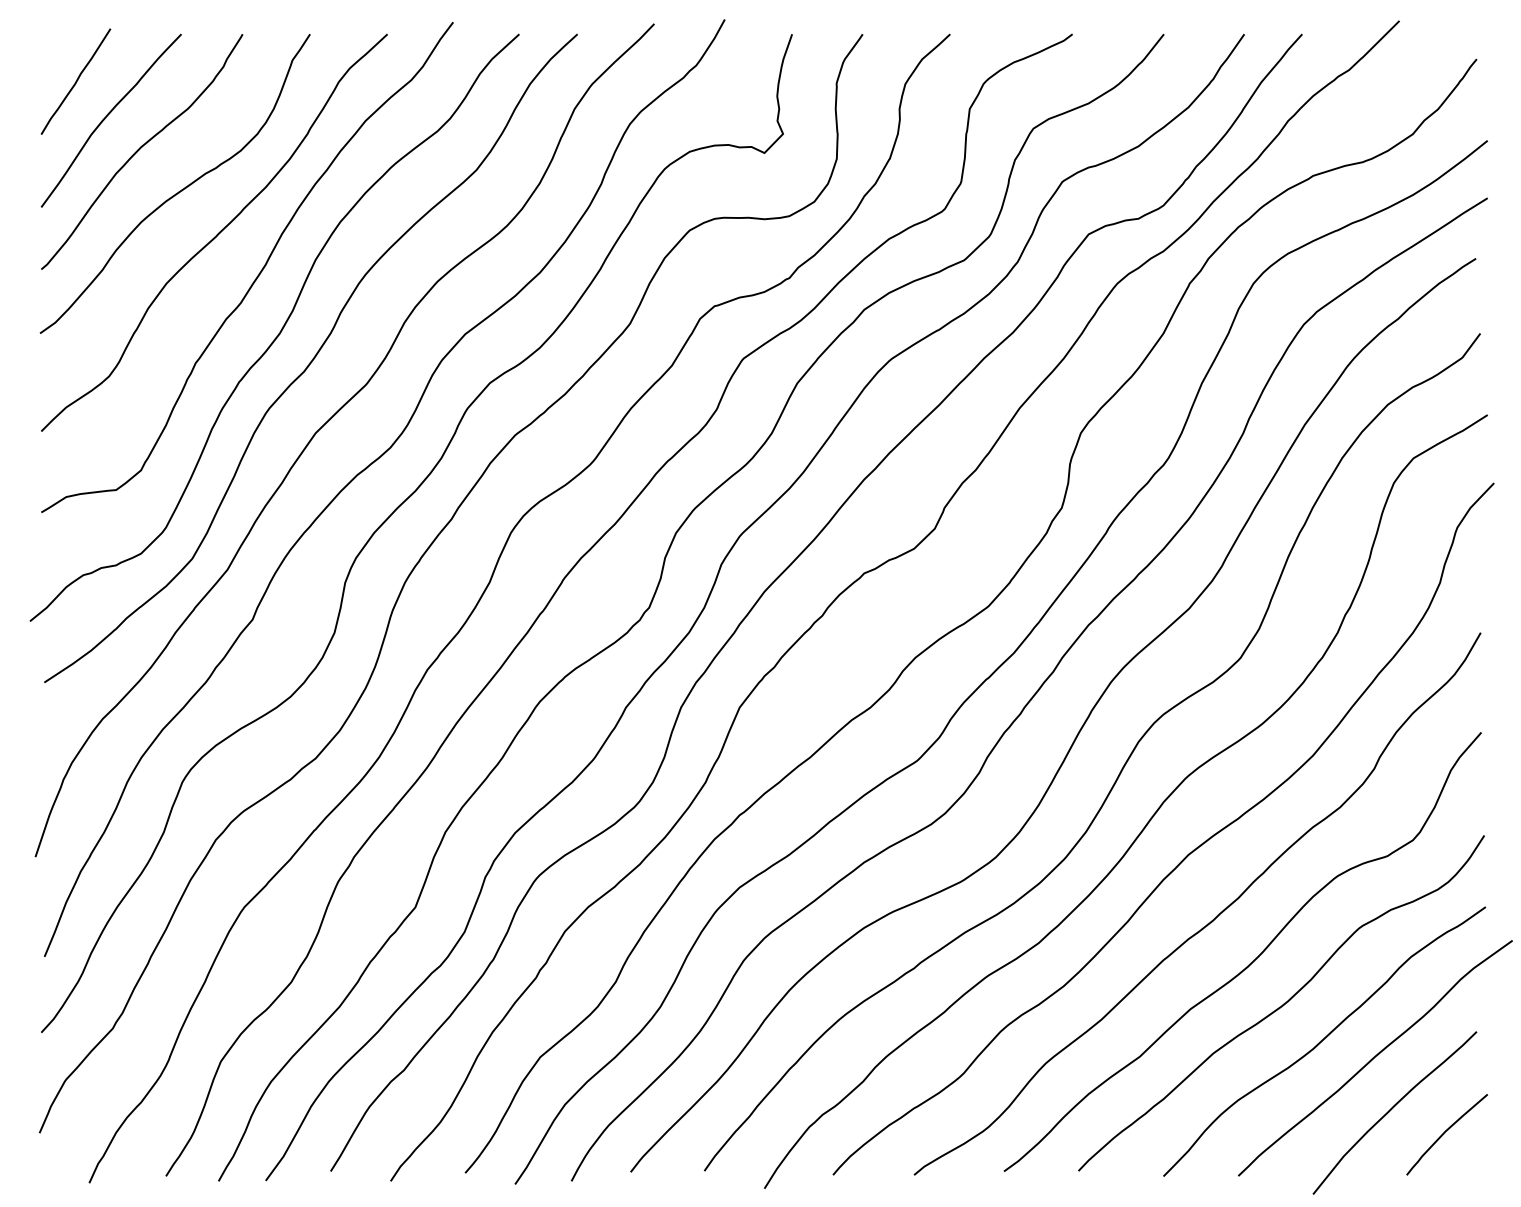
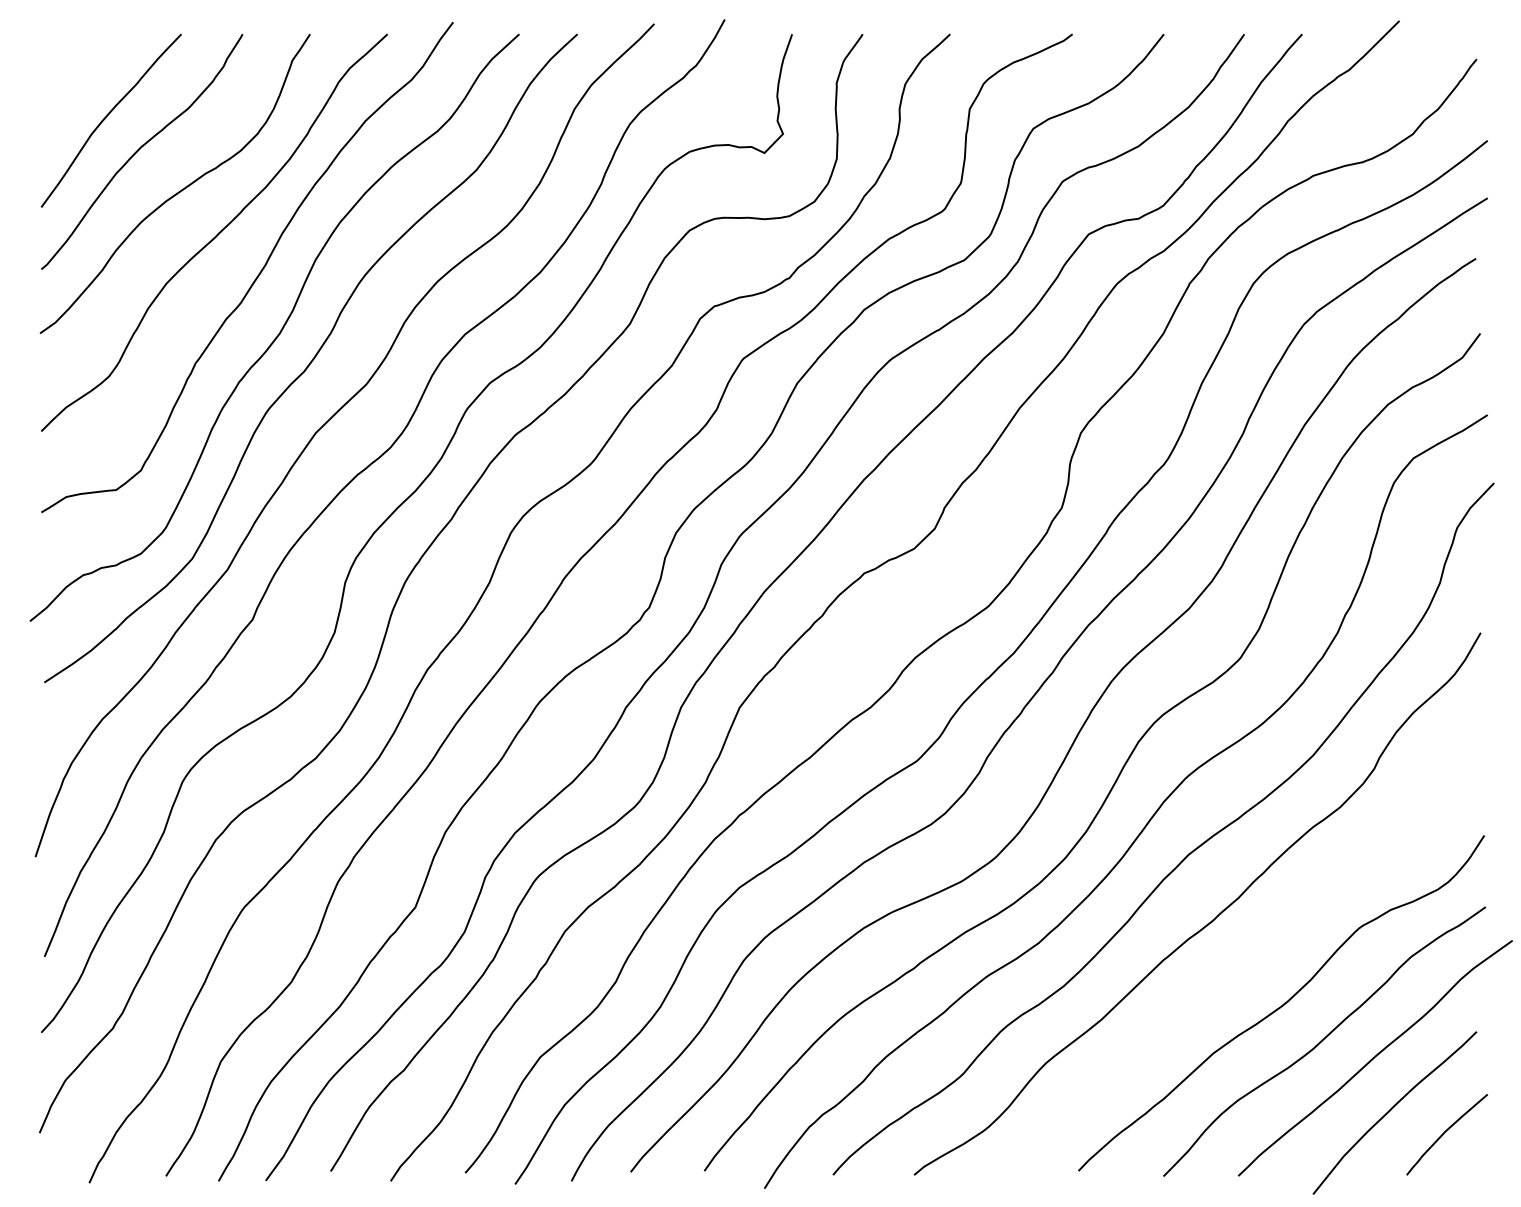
curve: present -> none (75, 81)
curve: present -> none (1251, 961)
